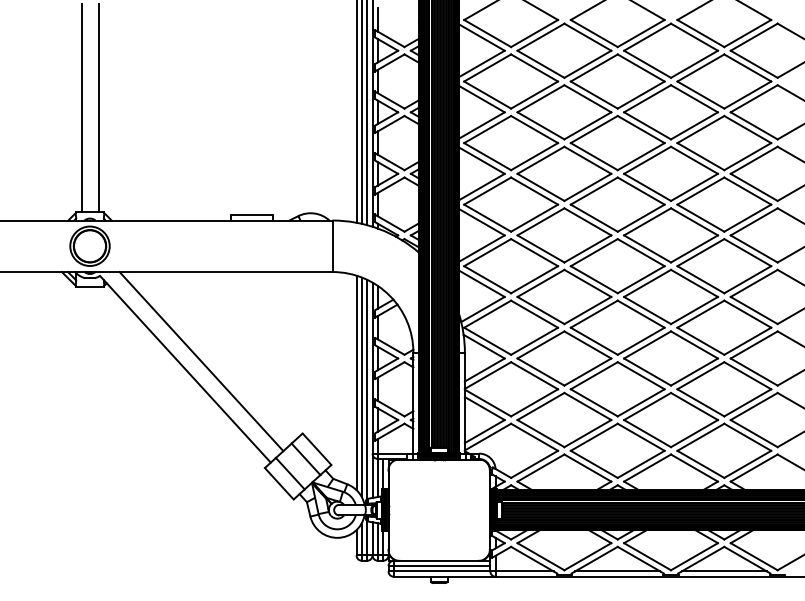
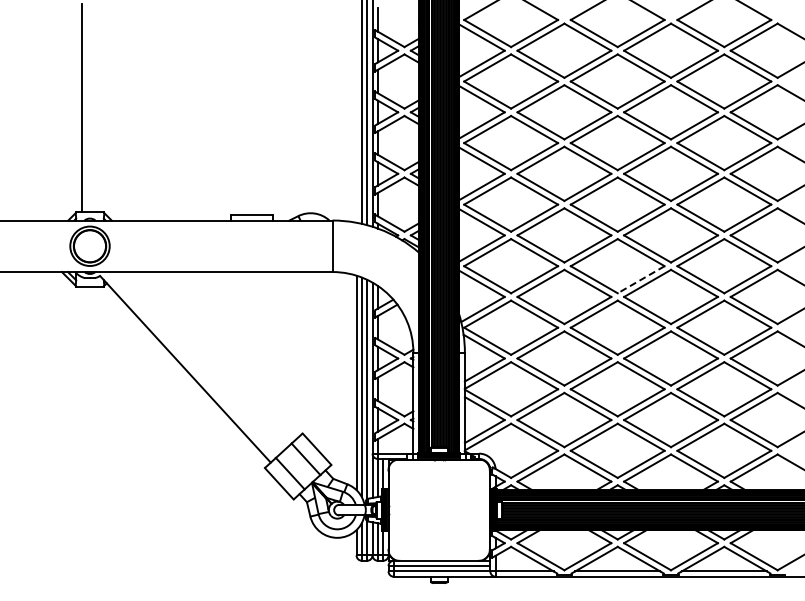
line: present -> none (98, 108)
line: present -> none (356, 112)
line: solid -> dashed (640, 279)
line: present -> none (201, 361)
